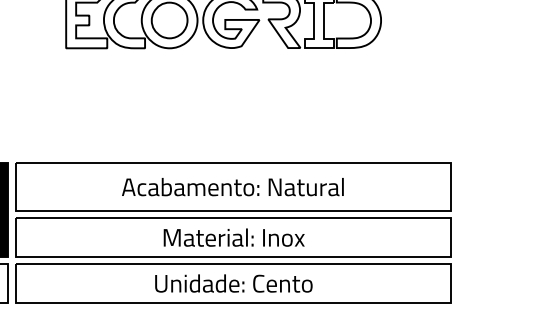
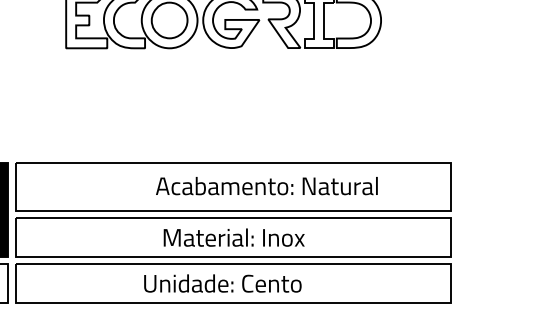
text position: (232, 187) -> (266, 186) (266, 186)
text position: (233, 283) -> (222, 283) (222, 283)
